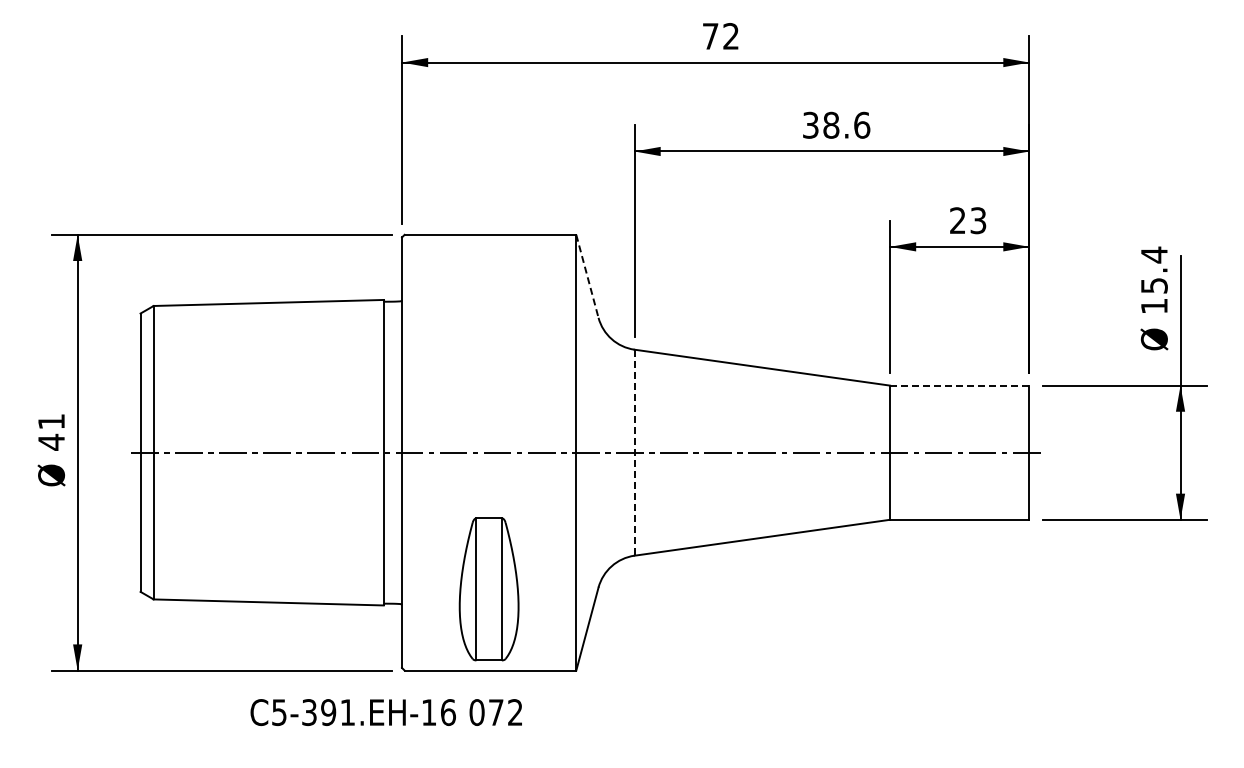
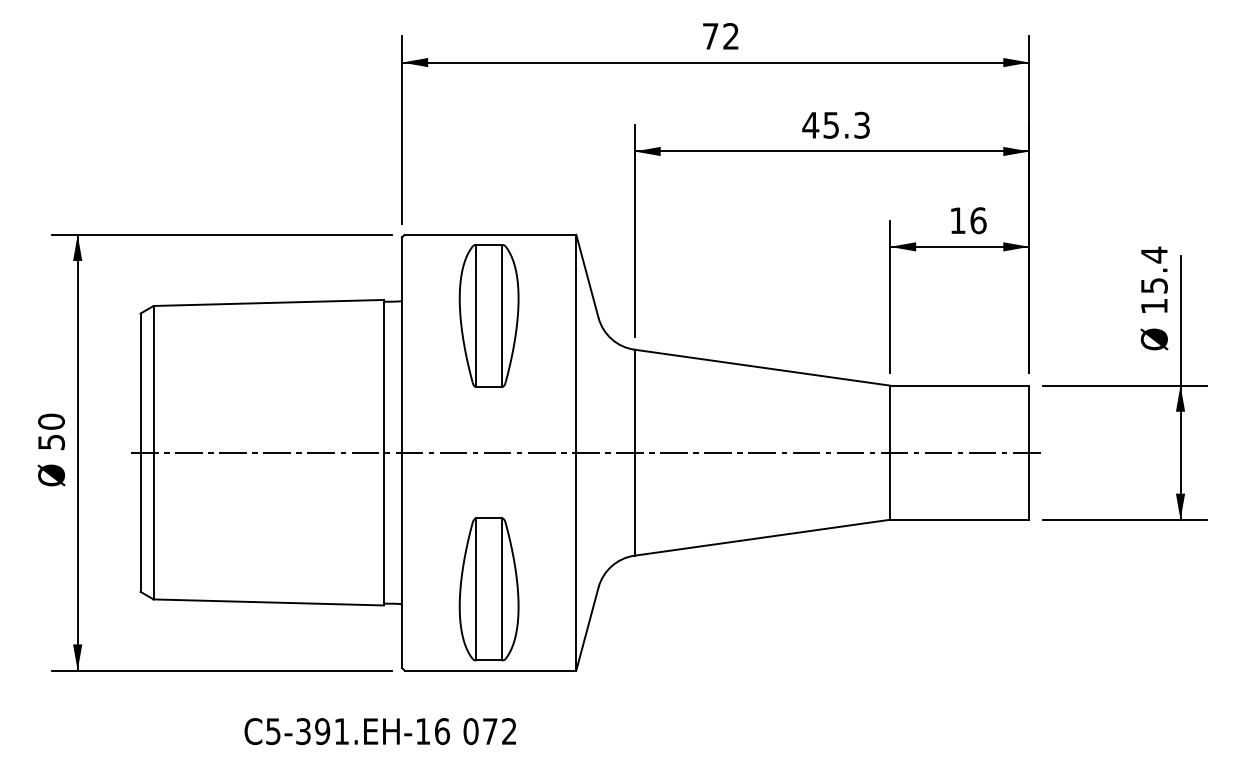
text: 38.6 -> 45.3 (836, 124)
text: 23 -> 16 (968, 220)
line: dashed -> solid (587, 276)
part: none -> present (488, 315)
line: dashed -> solid (959, 385)
text: 41 -> 50 (51, 431)
line: dashed -> solid (634, 453)
text position: (385, 712) -> (379, 731) (379, 731)
